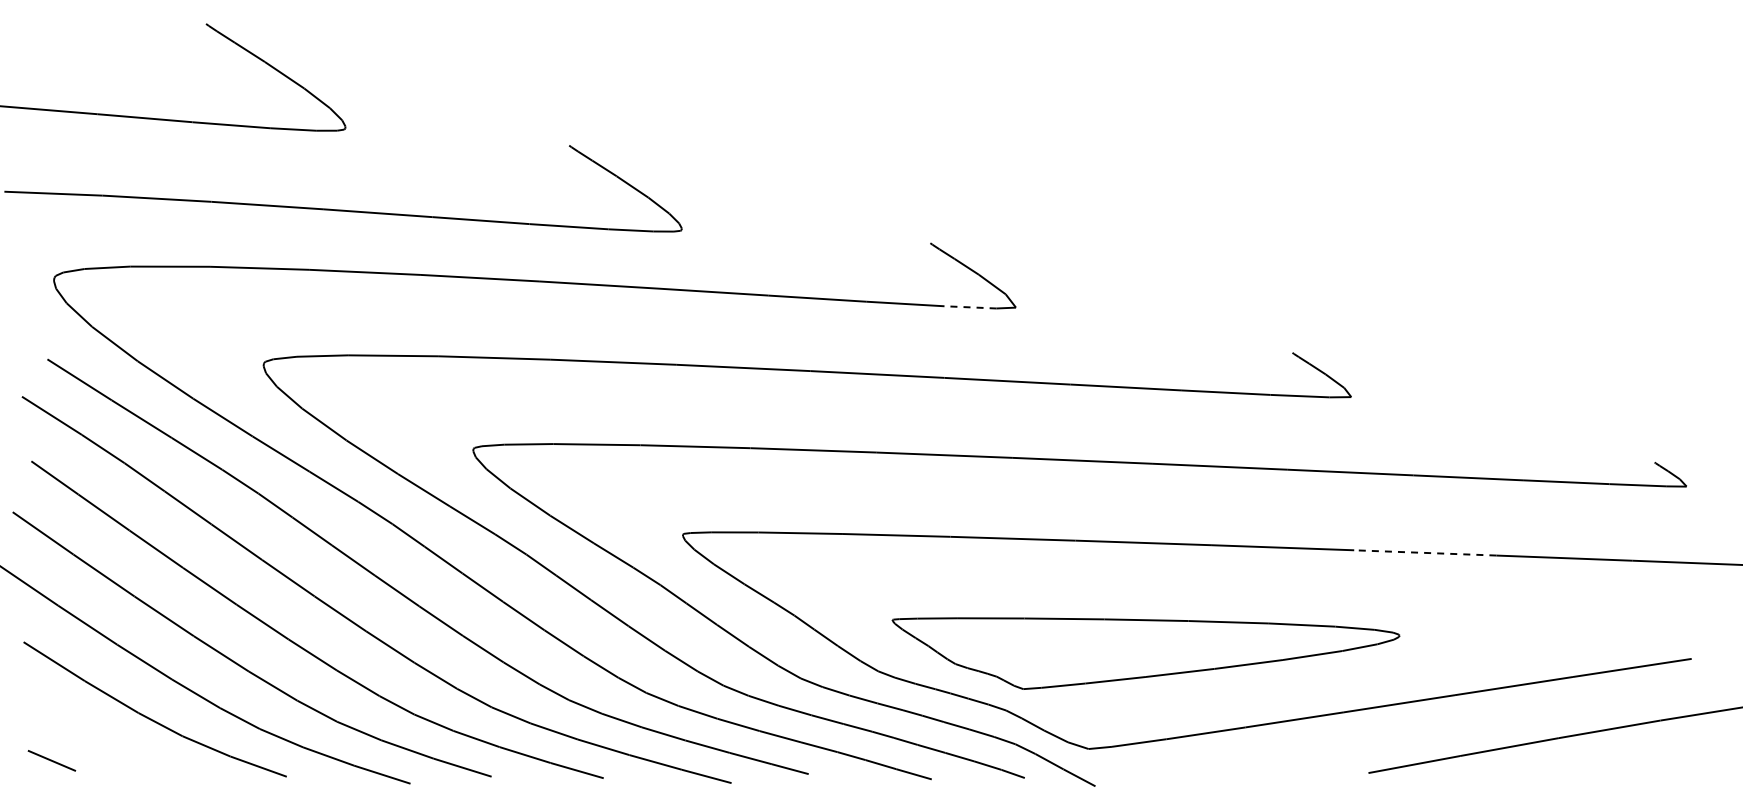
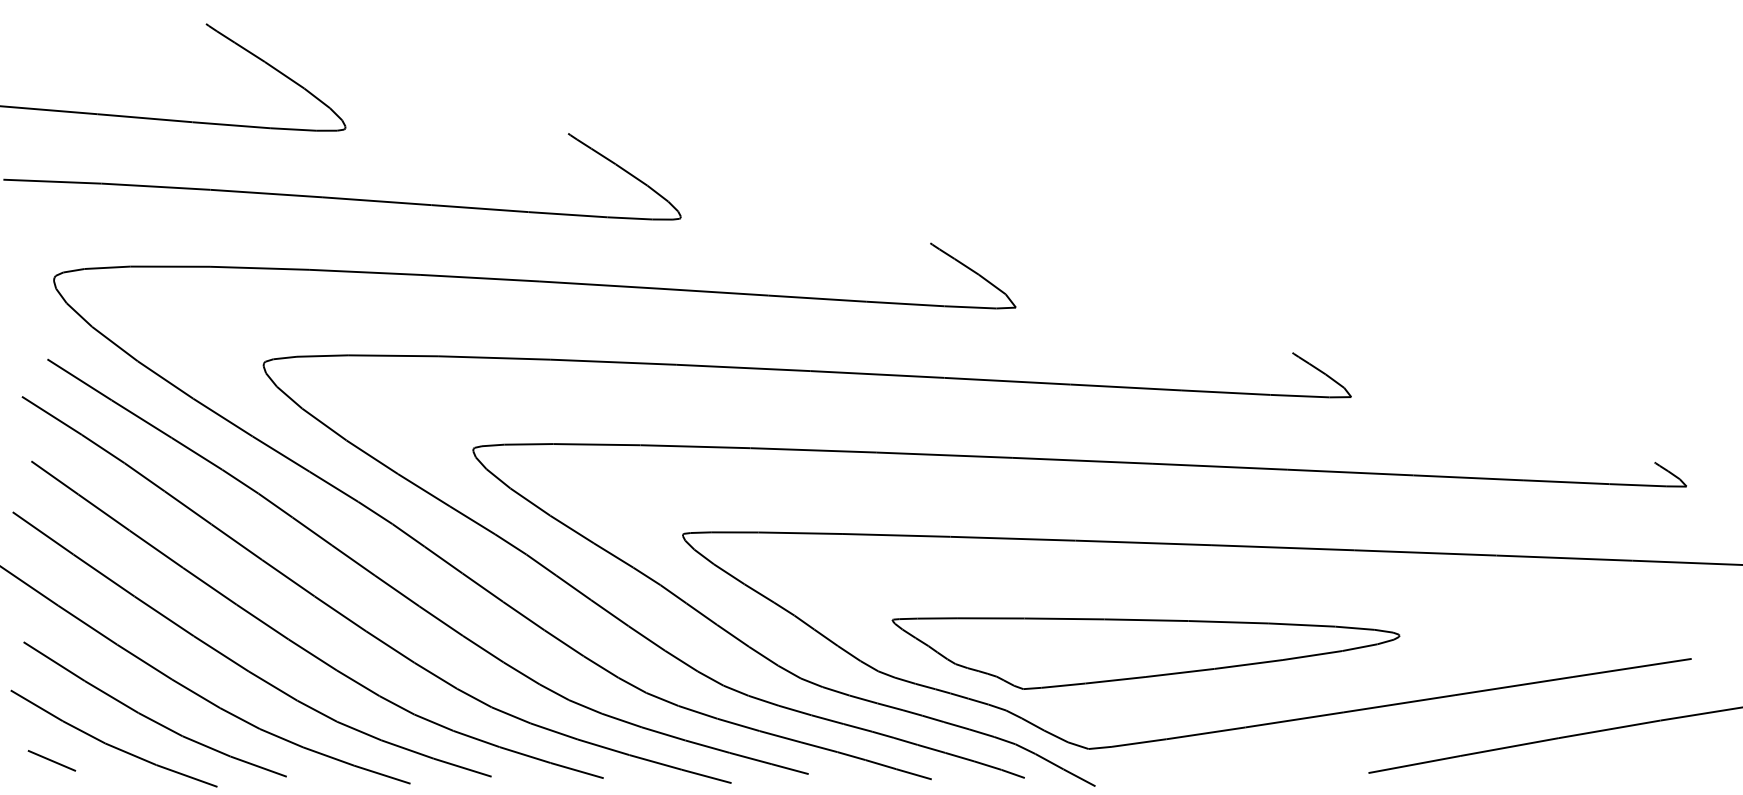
part position: (343, 209) -> (342, 197) (342, 197)
line: dashed -> solid (970, 307)
line: dashed -> solid (1424, 552)
part: none -> present (110, 744)
